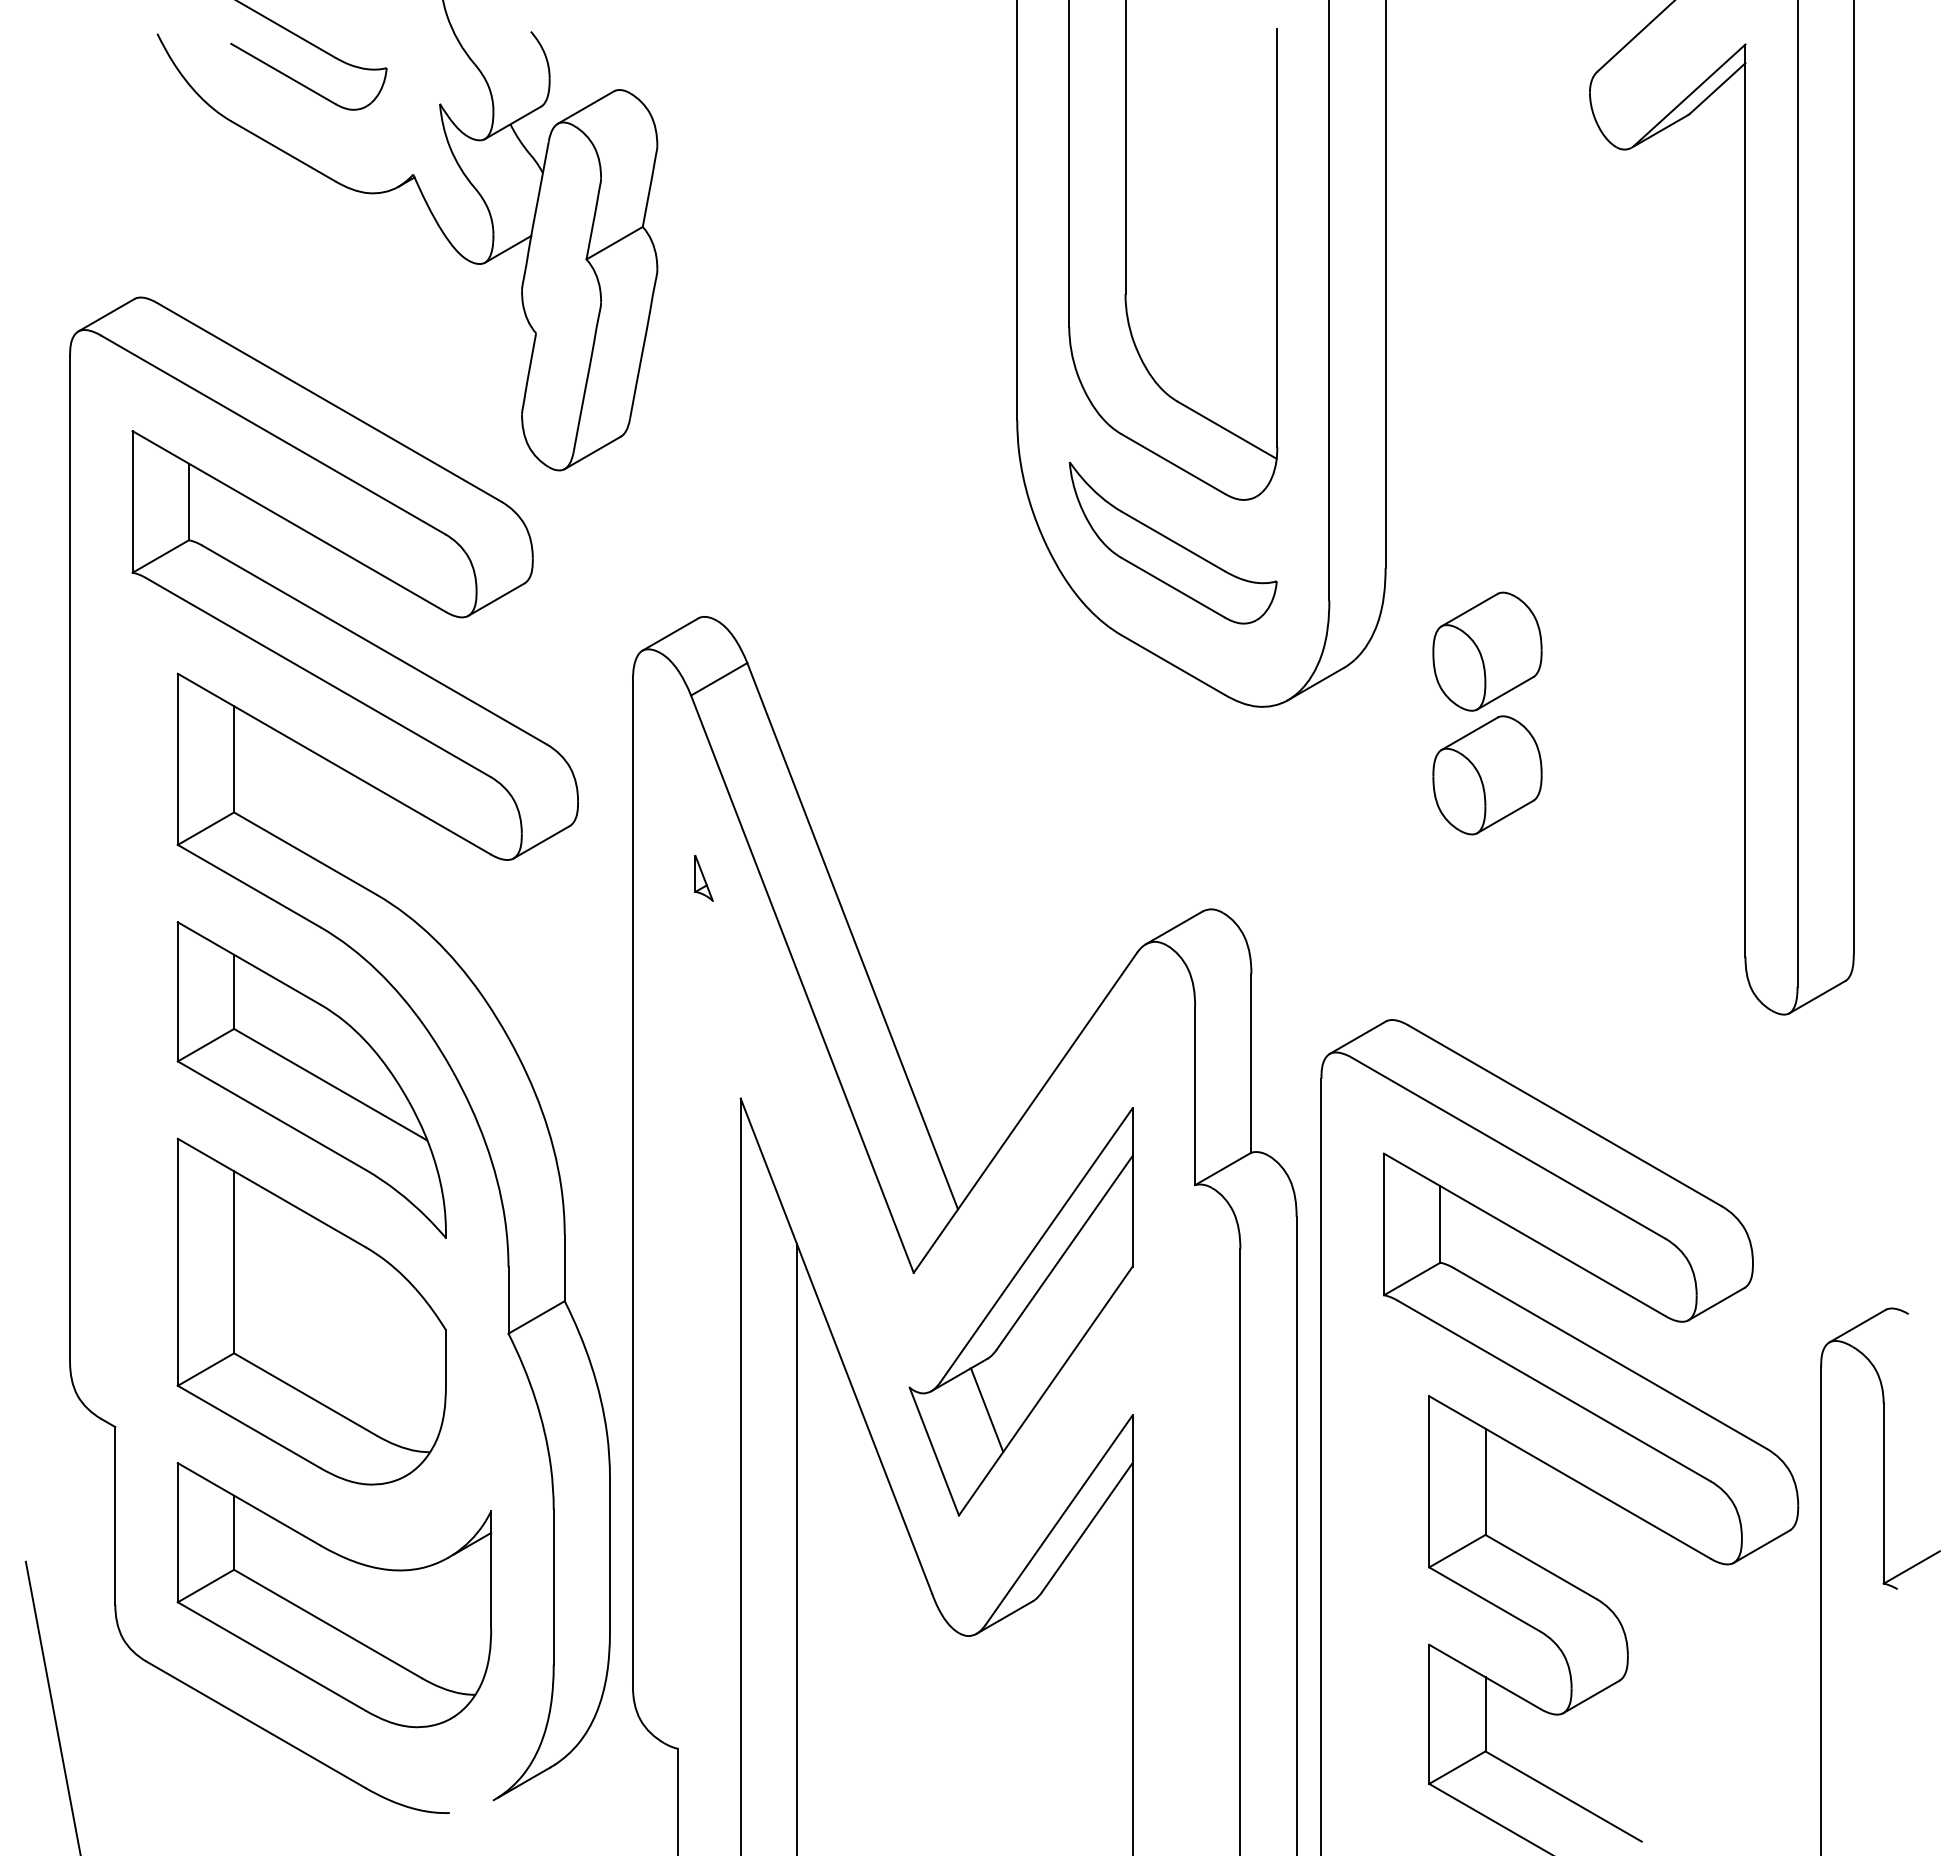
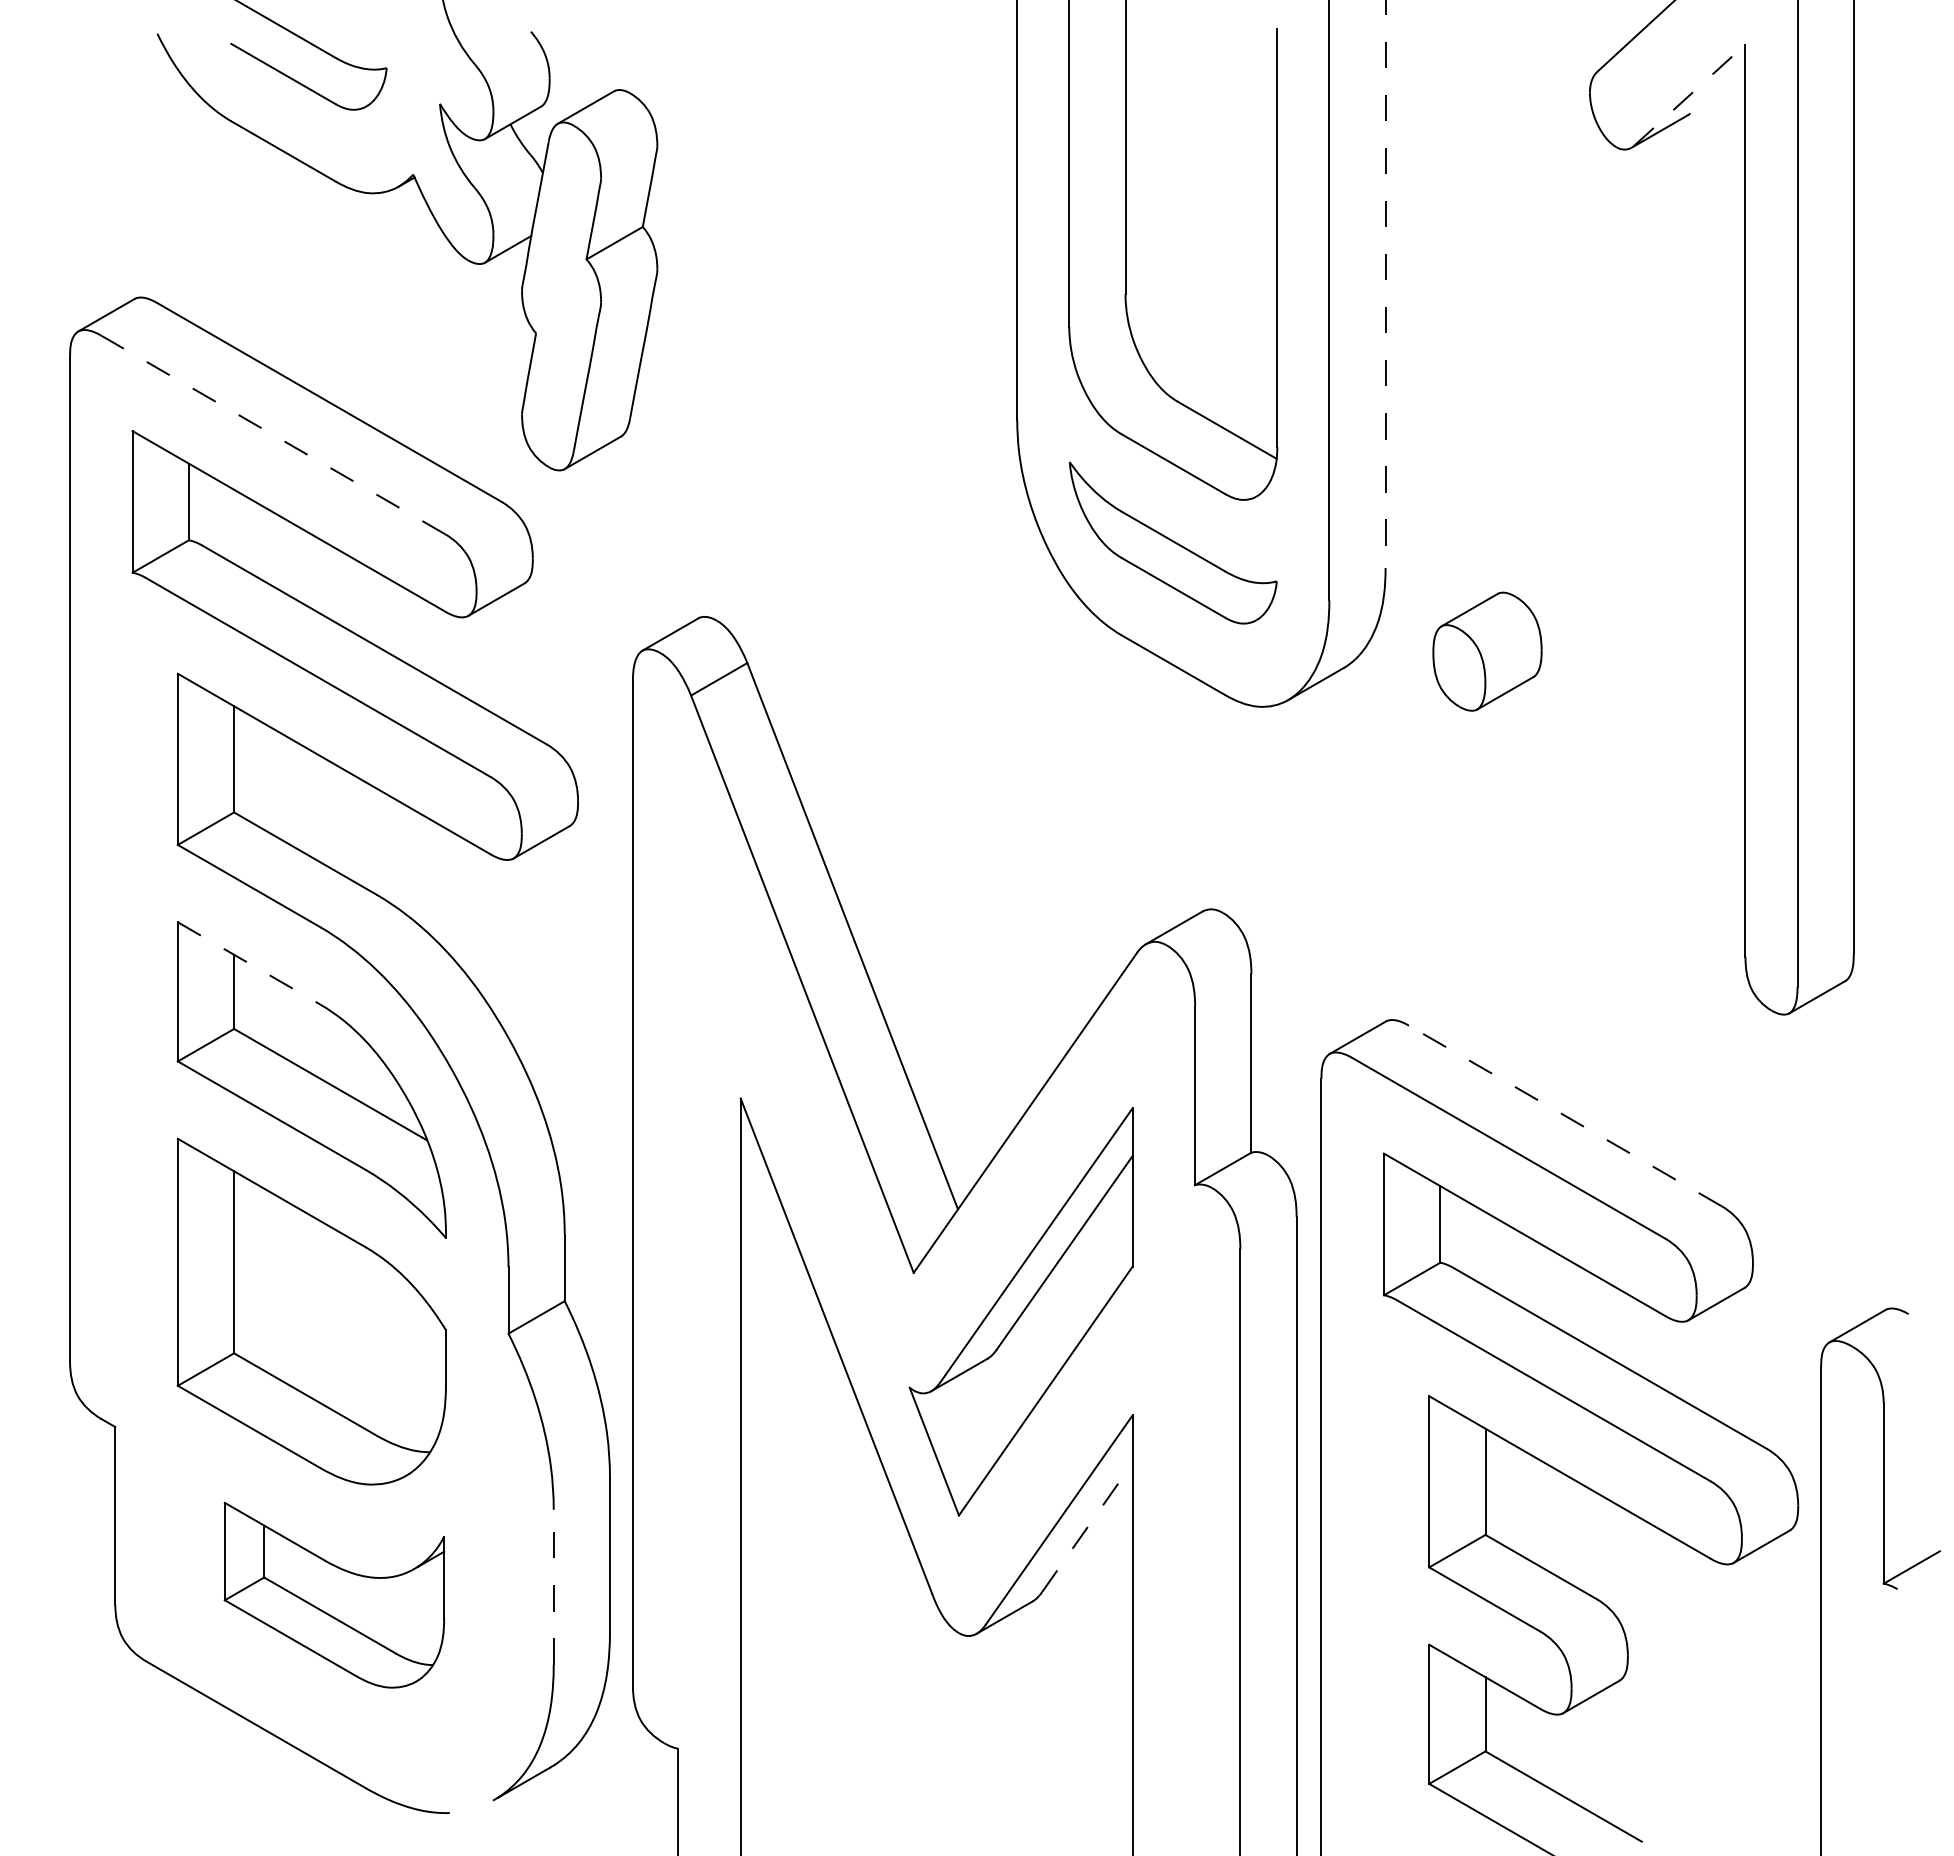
line: present -> none (1717, 88)
line: solid -> dashed (1690, 94)
line: solid -> dashed (1385, 284)
line: solid -> dashed (273, 435)
part: present -> none (1487, 775)
part: present -> none (703, 877)
line: solid -> dashed (249, 963)
line: solid -> dashed (1565, 1115)
line: present -> none (986, 1410)
line: solid -> dashed (1087, 1527)
line: present -> none (796, 1548)
line: solid -> dashed (553, 1586)
part size: 317x267 px -> 223x188 px (334, 1594)
line: present -> none (52, 1706)
